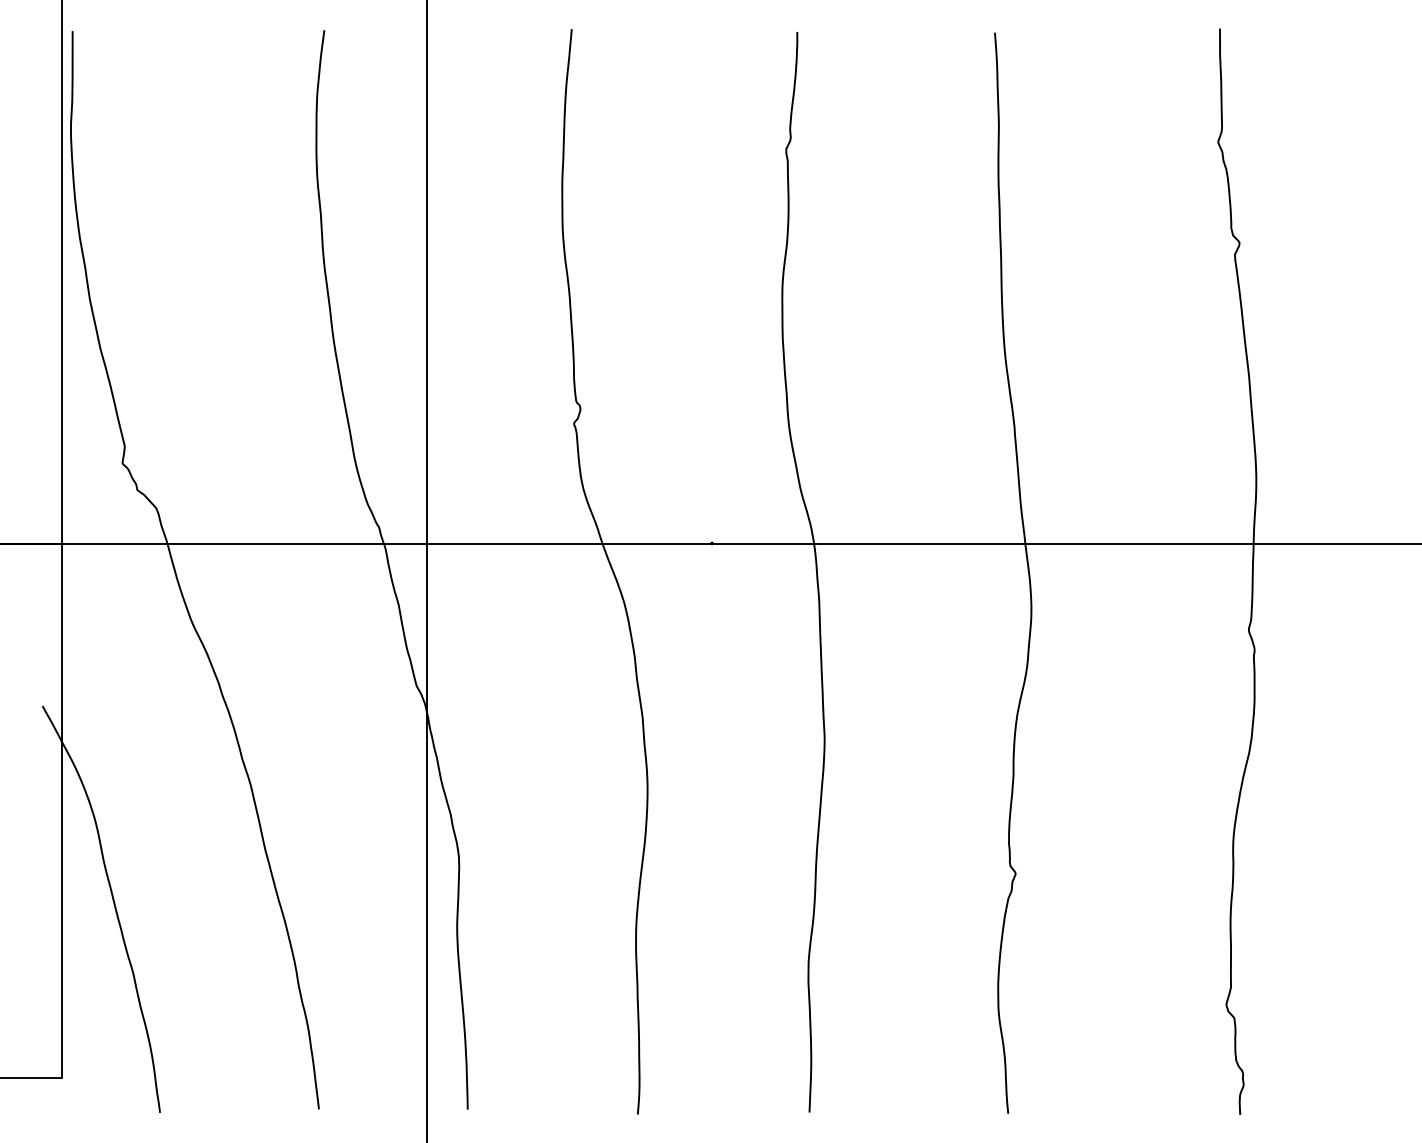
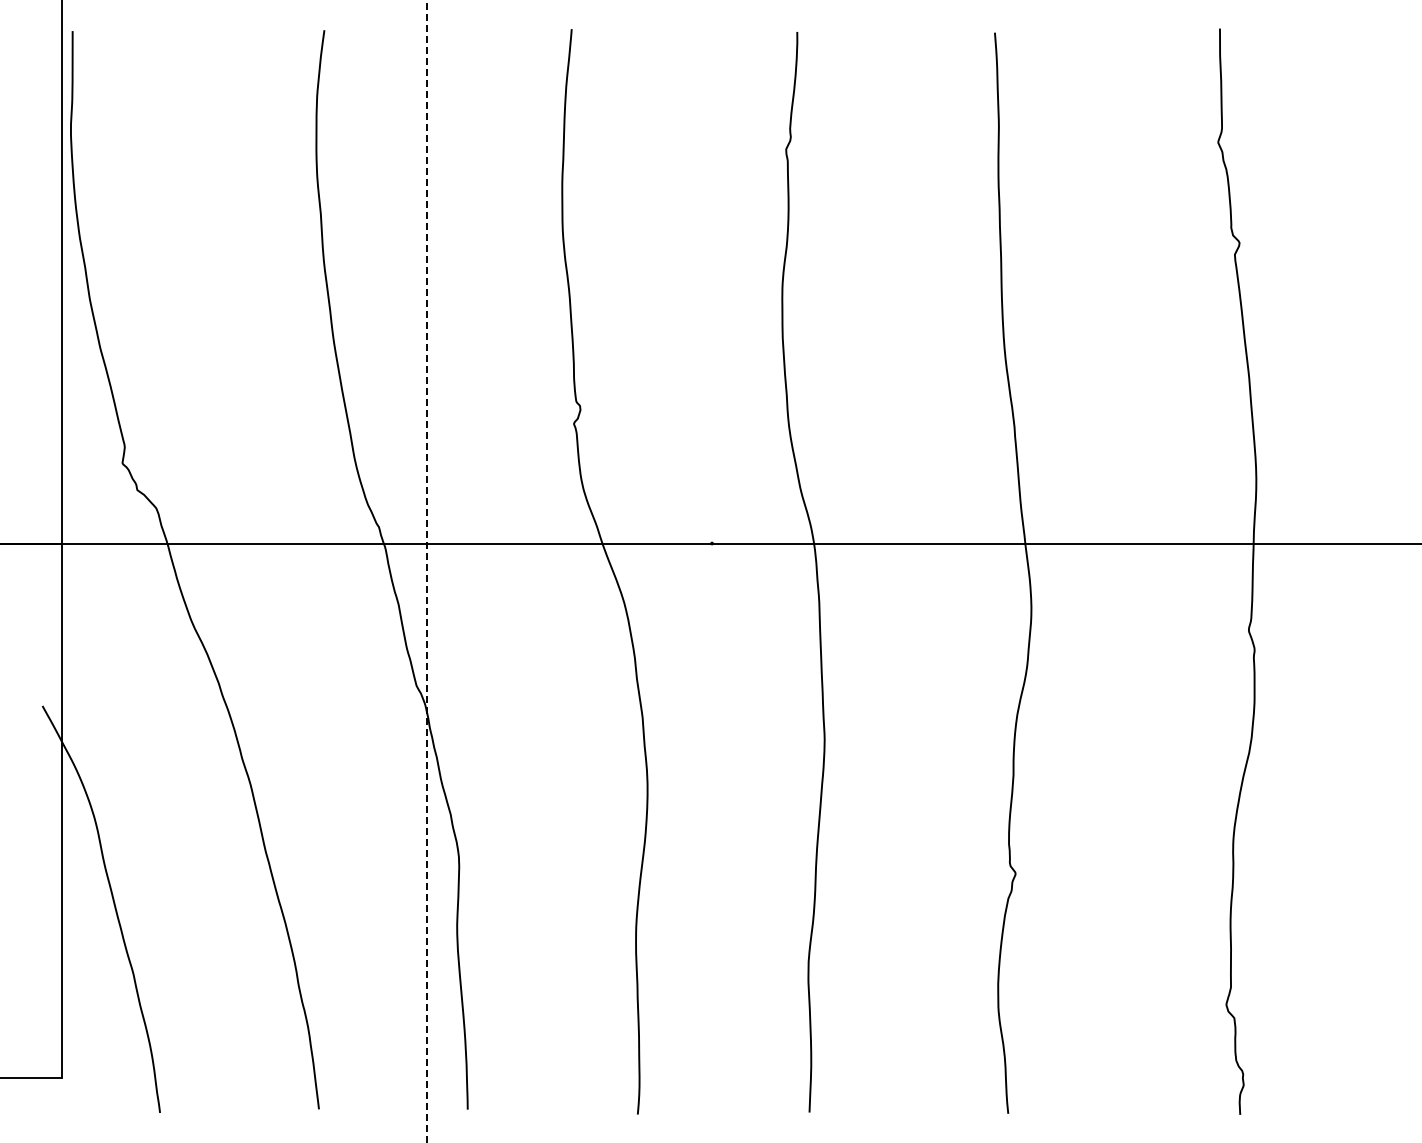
line: solid -> dashed (427, 572)
